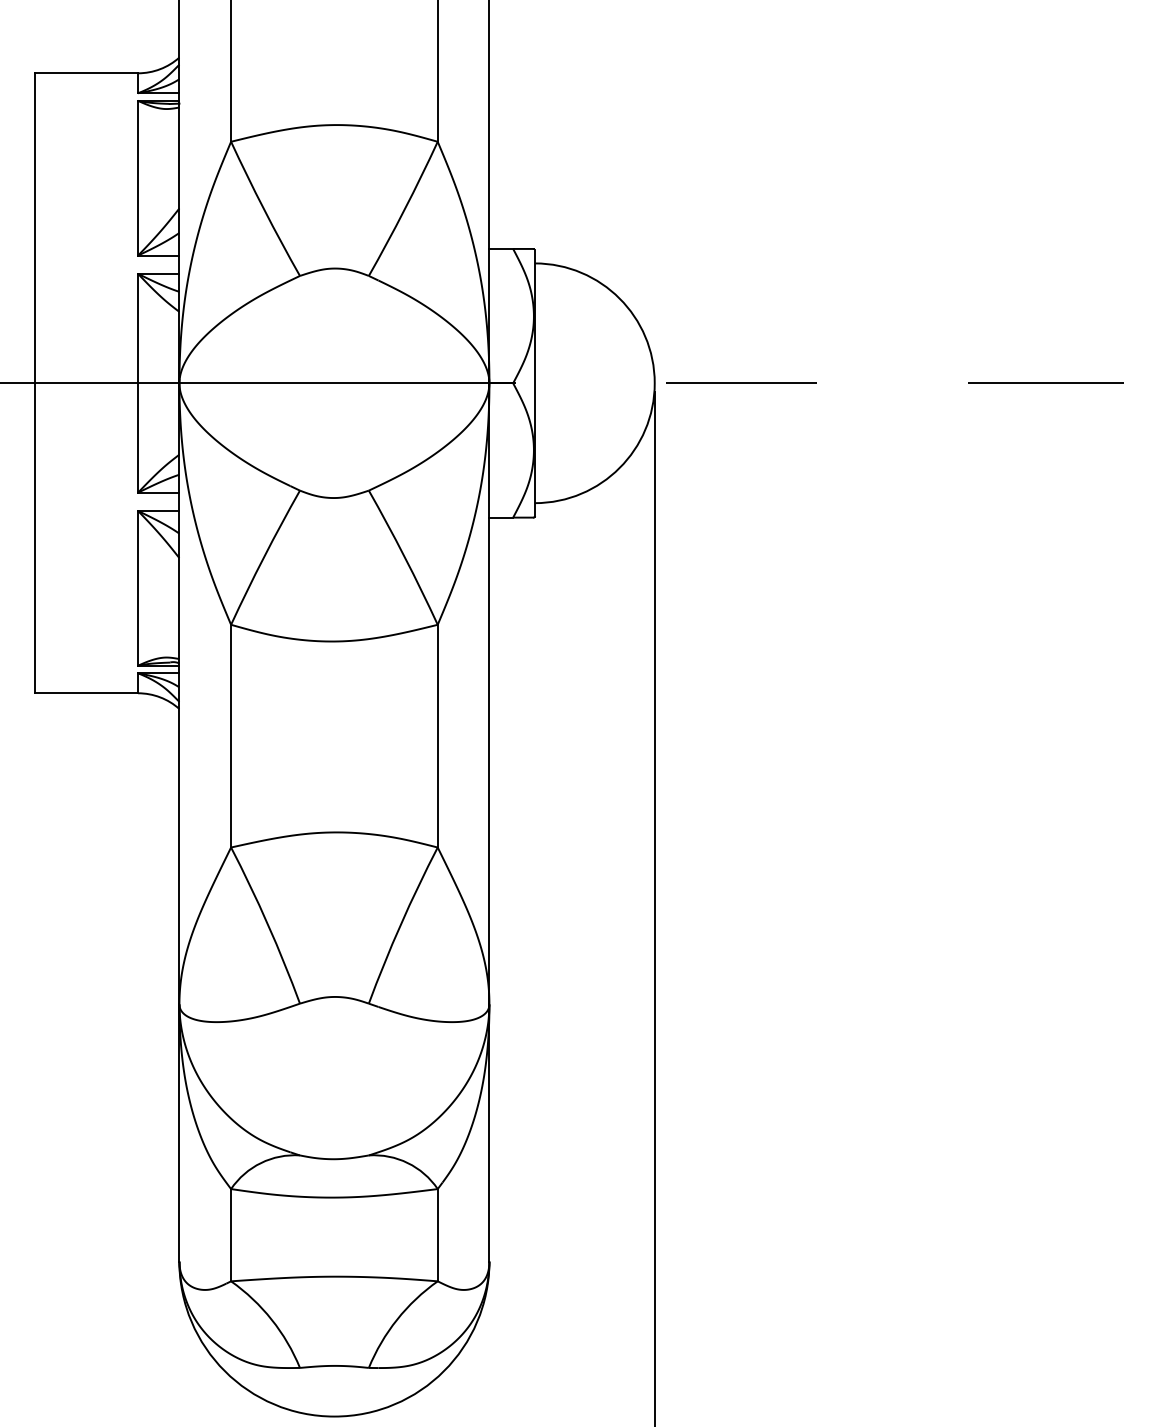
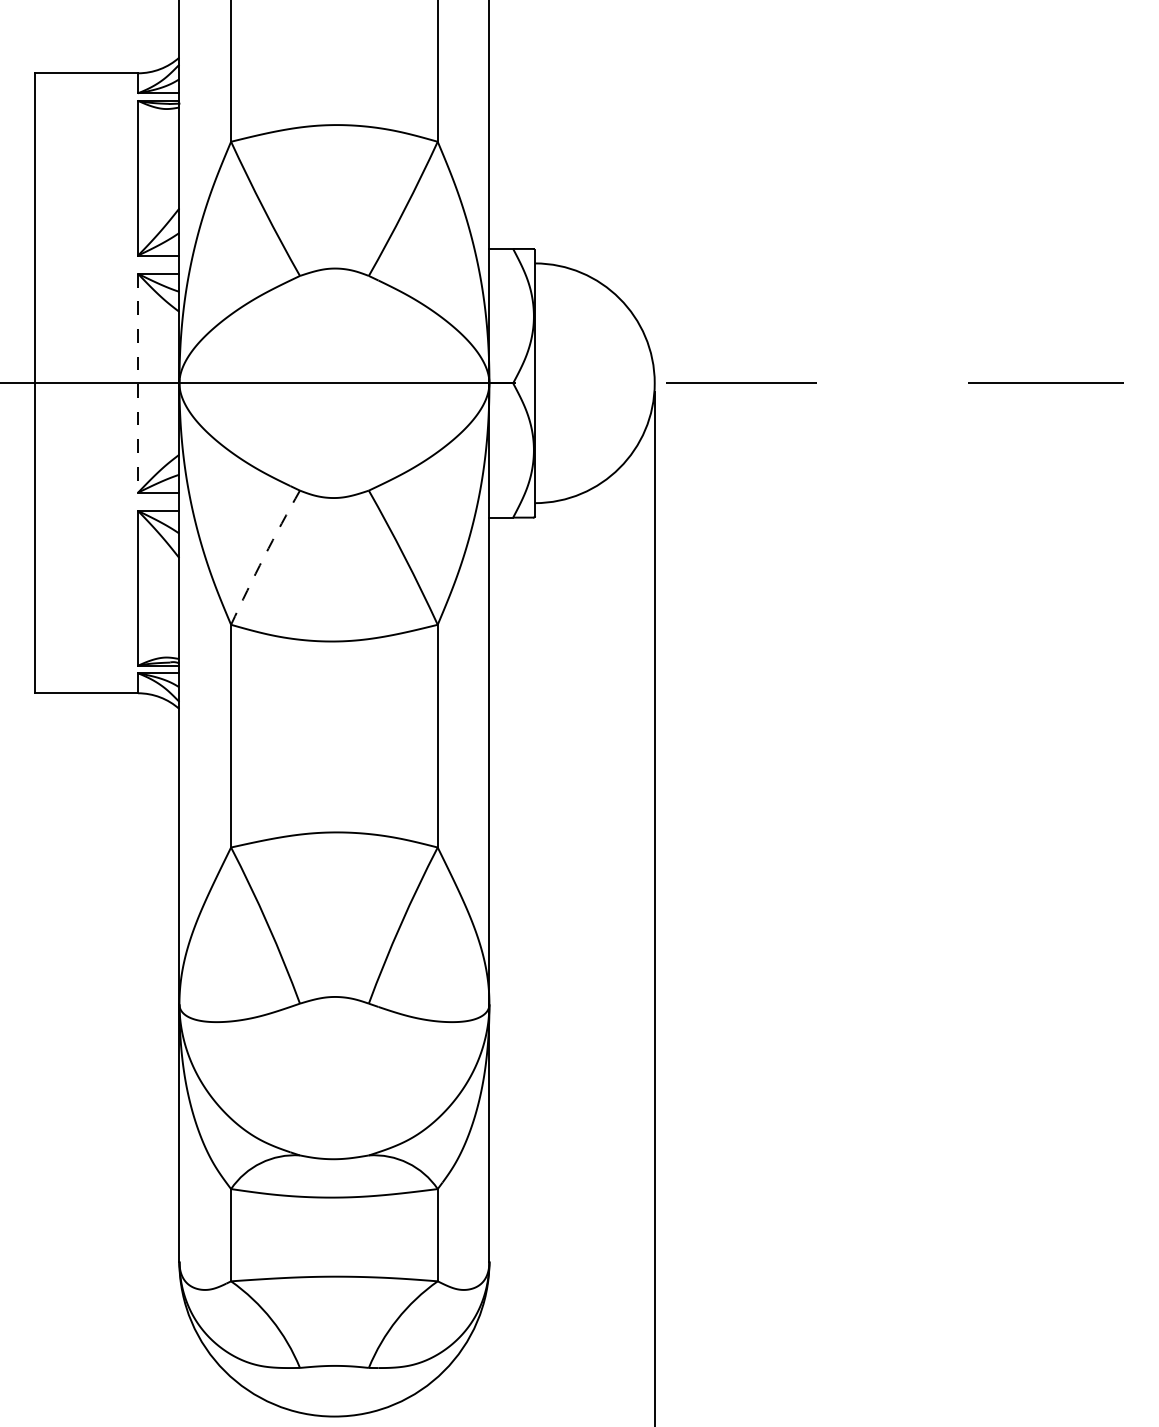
line: solid -> dashed (138, 383)
arc: solid -> dashed (264, 557)
